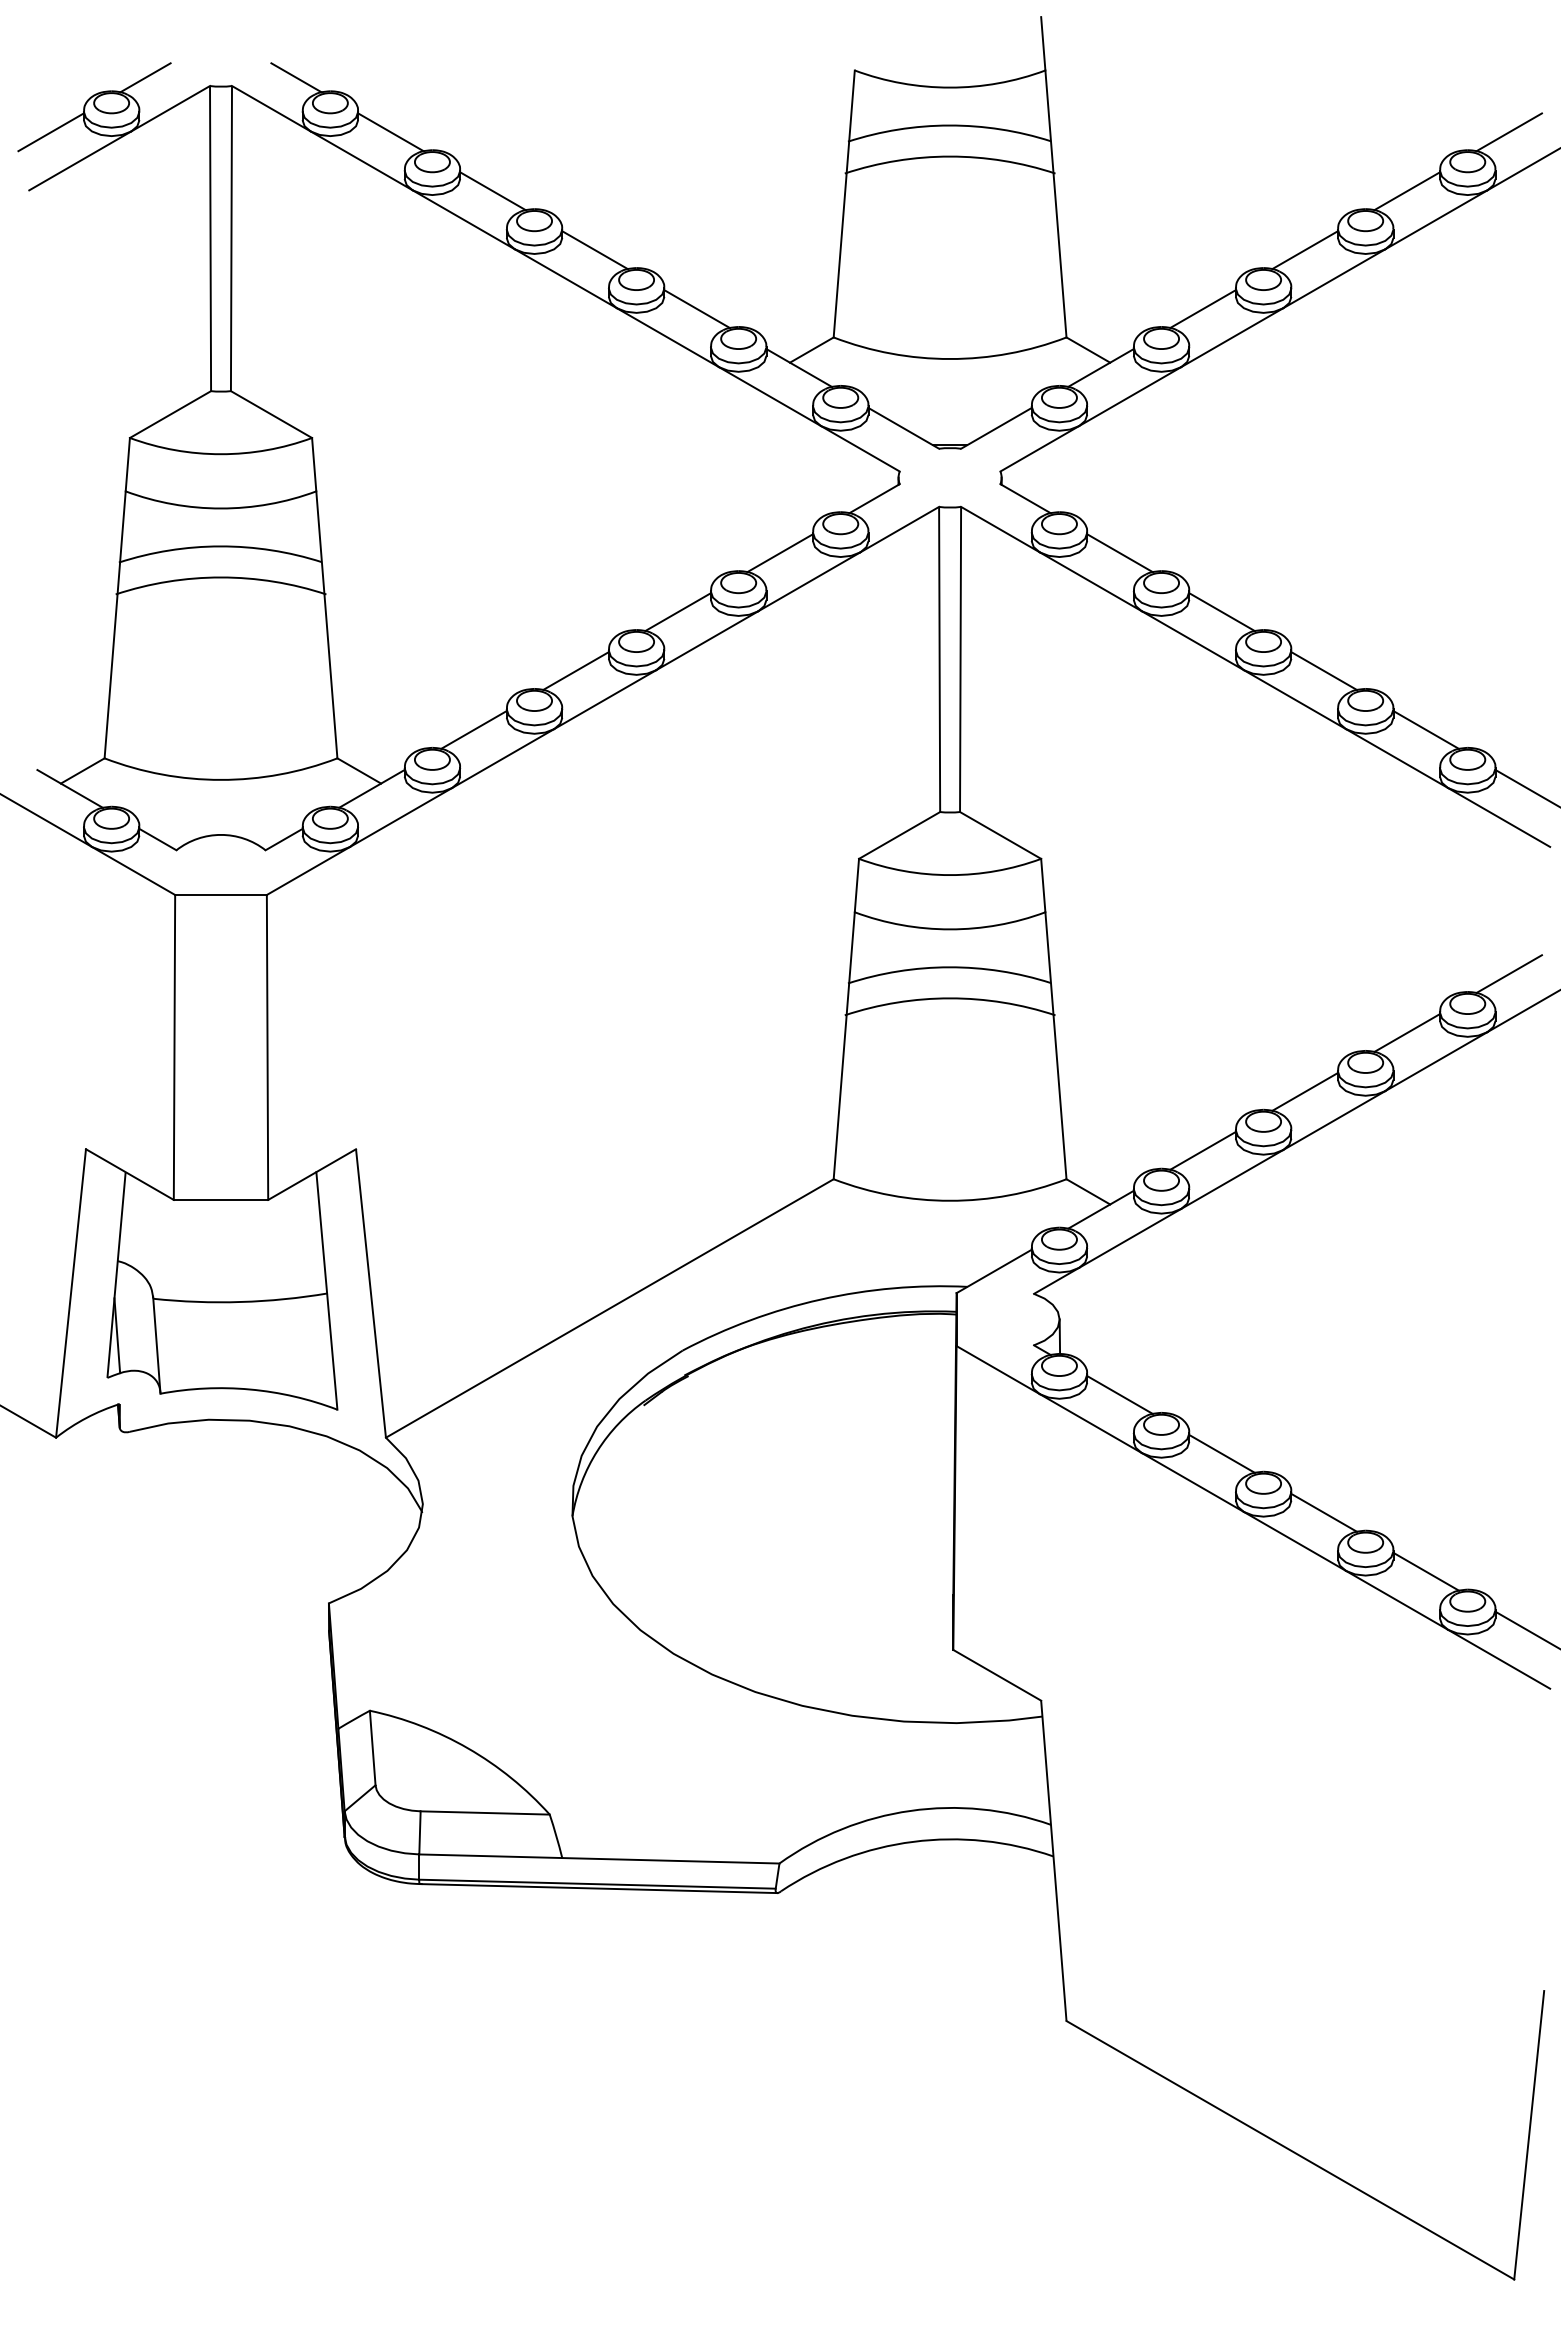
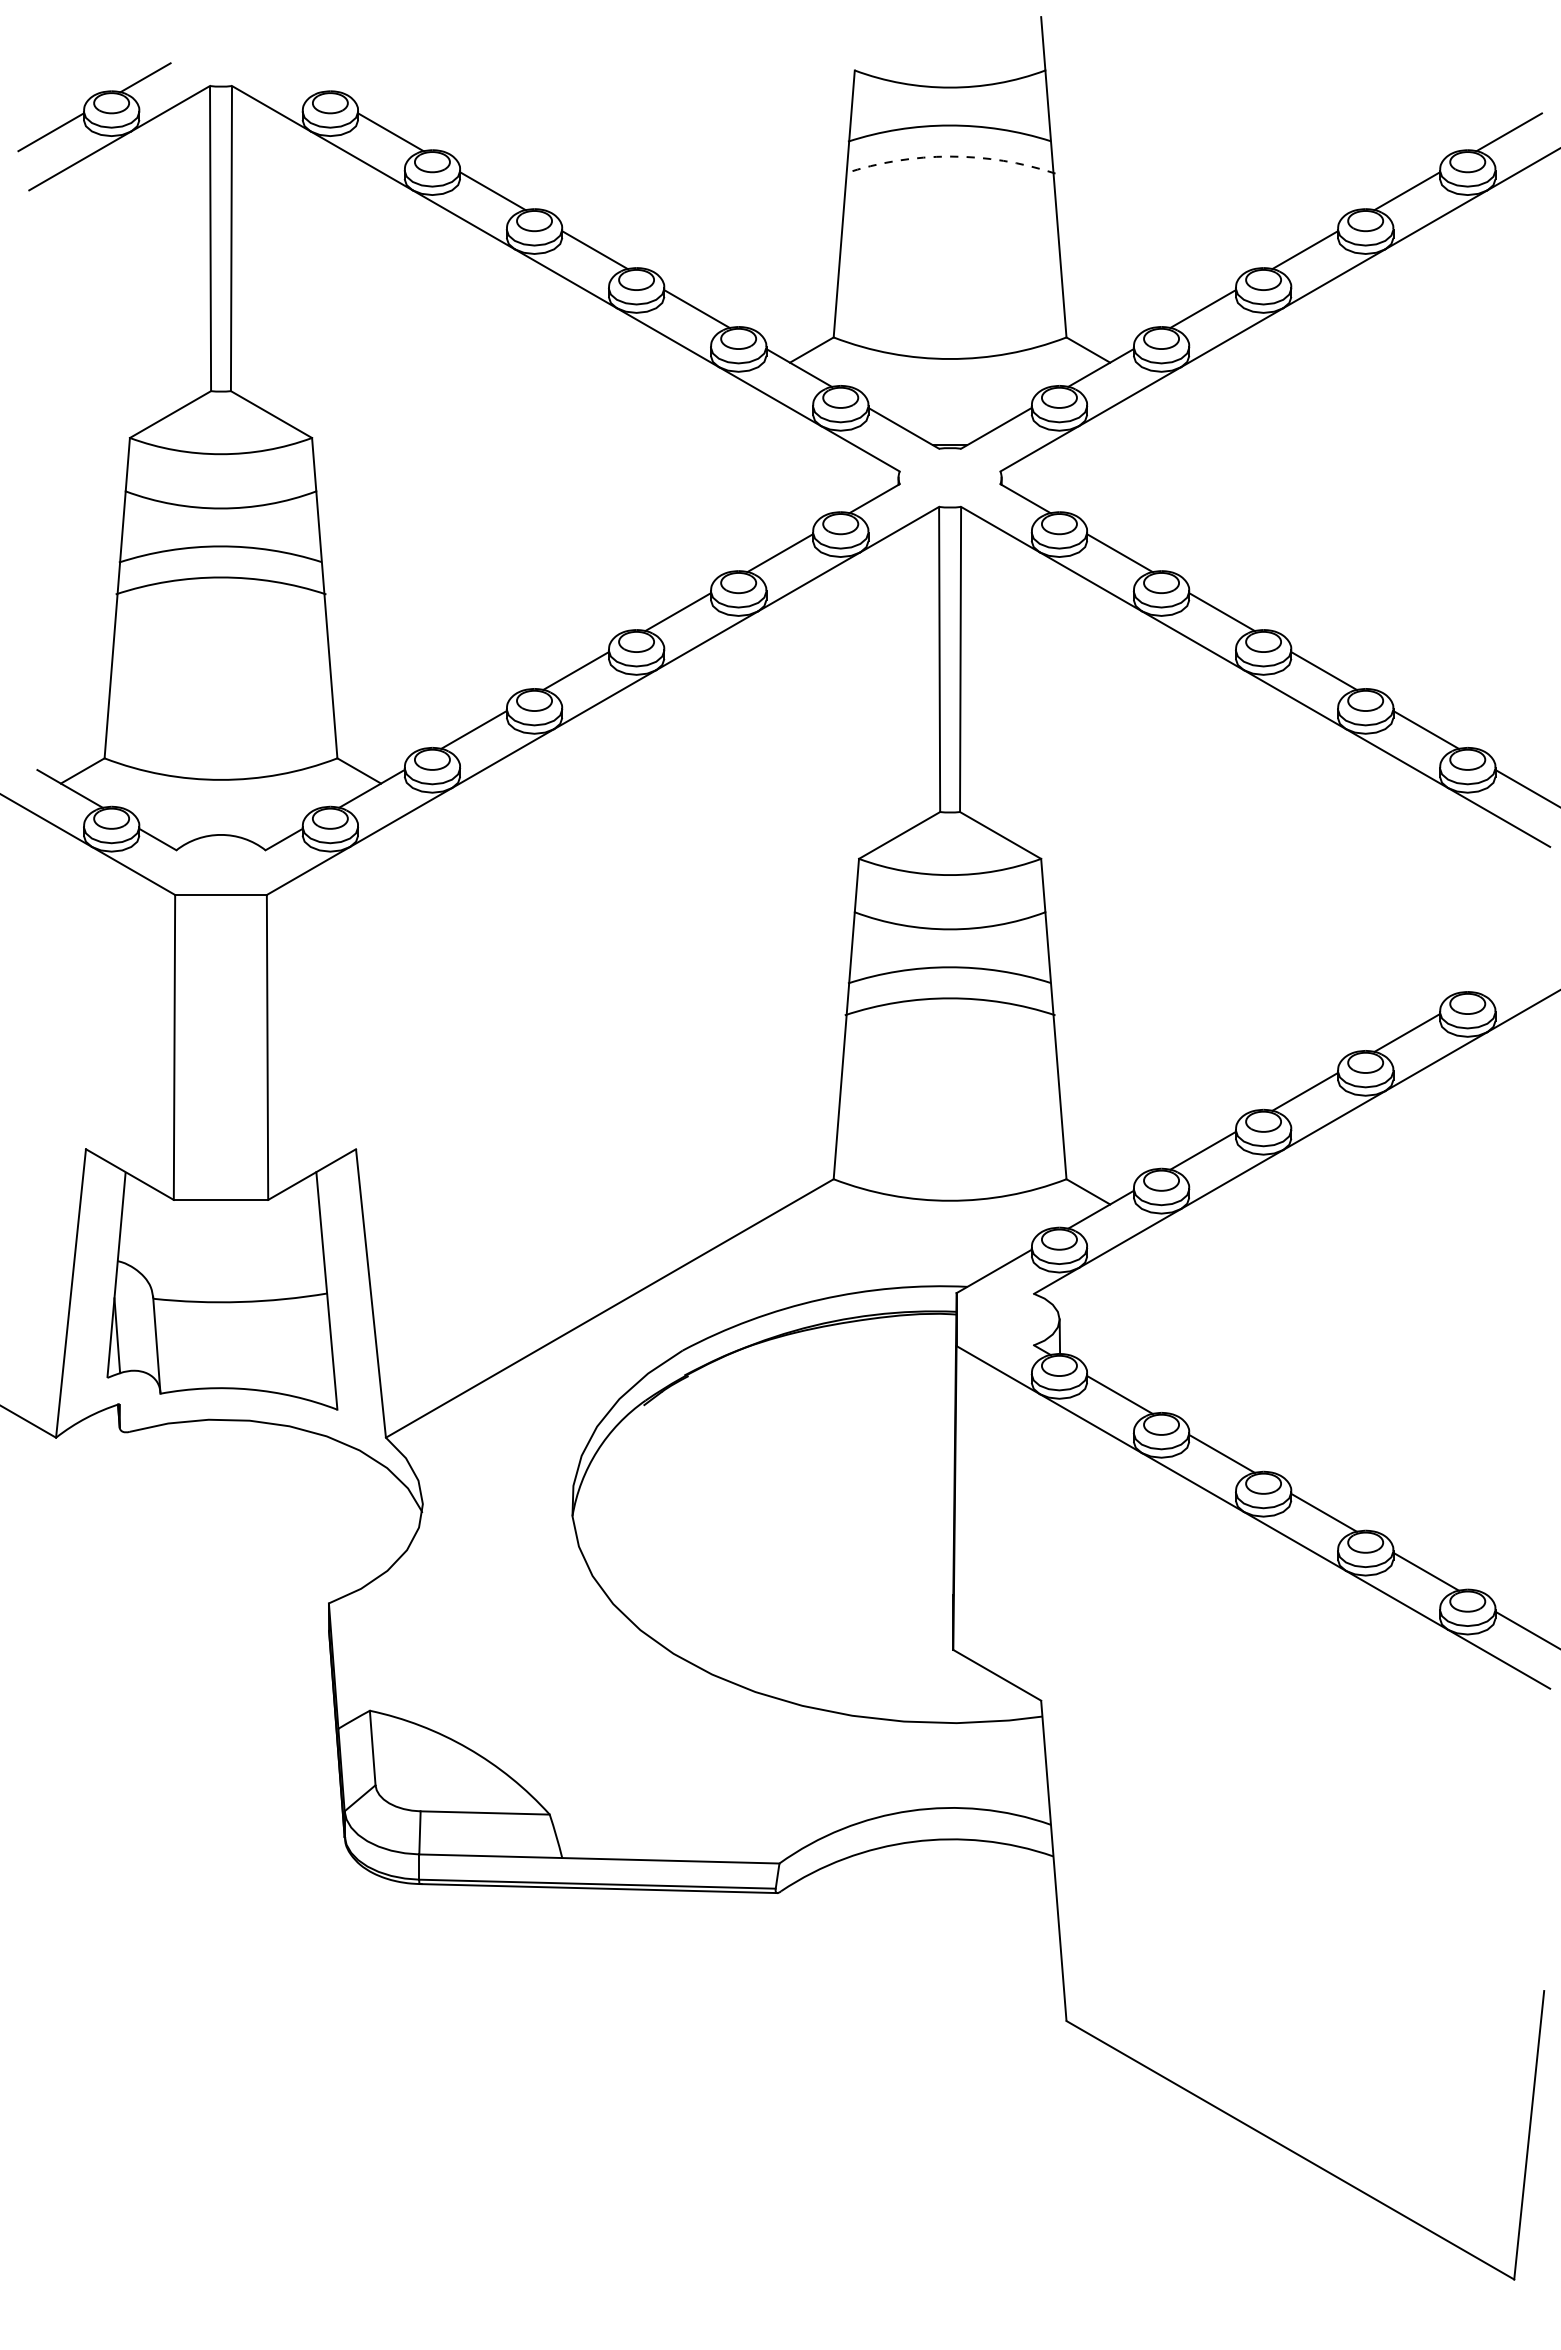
line: present -> none (296, 77)
arc: solid -> dashed (950, 156)
line: present -> none (1508, 973)
